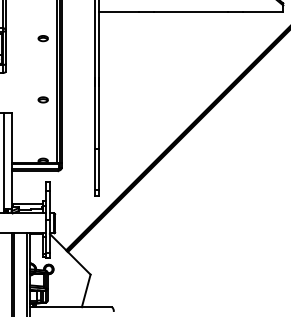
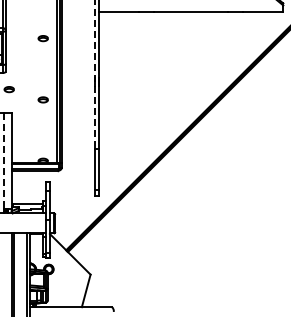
line: solid -> dashed (94, 75)
part: none -> present (8, 89)
line: solid -> dashed (4, 161)
